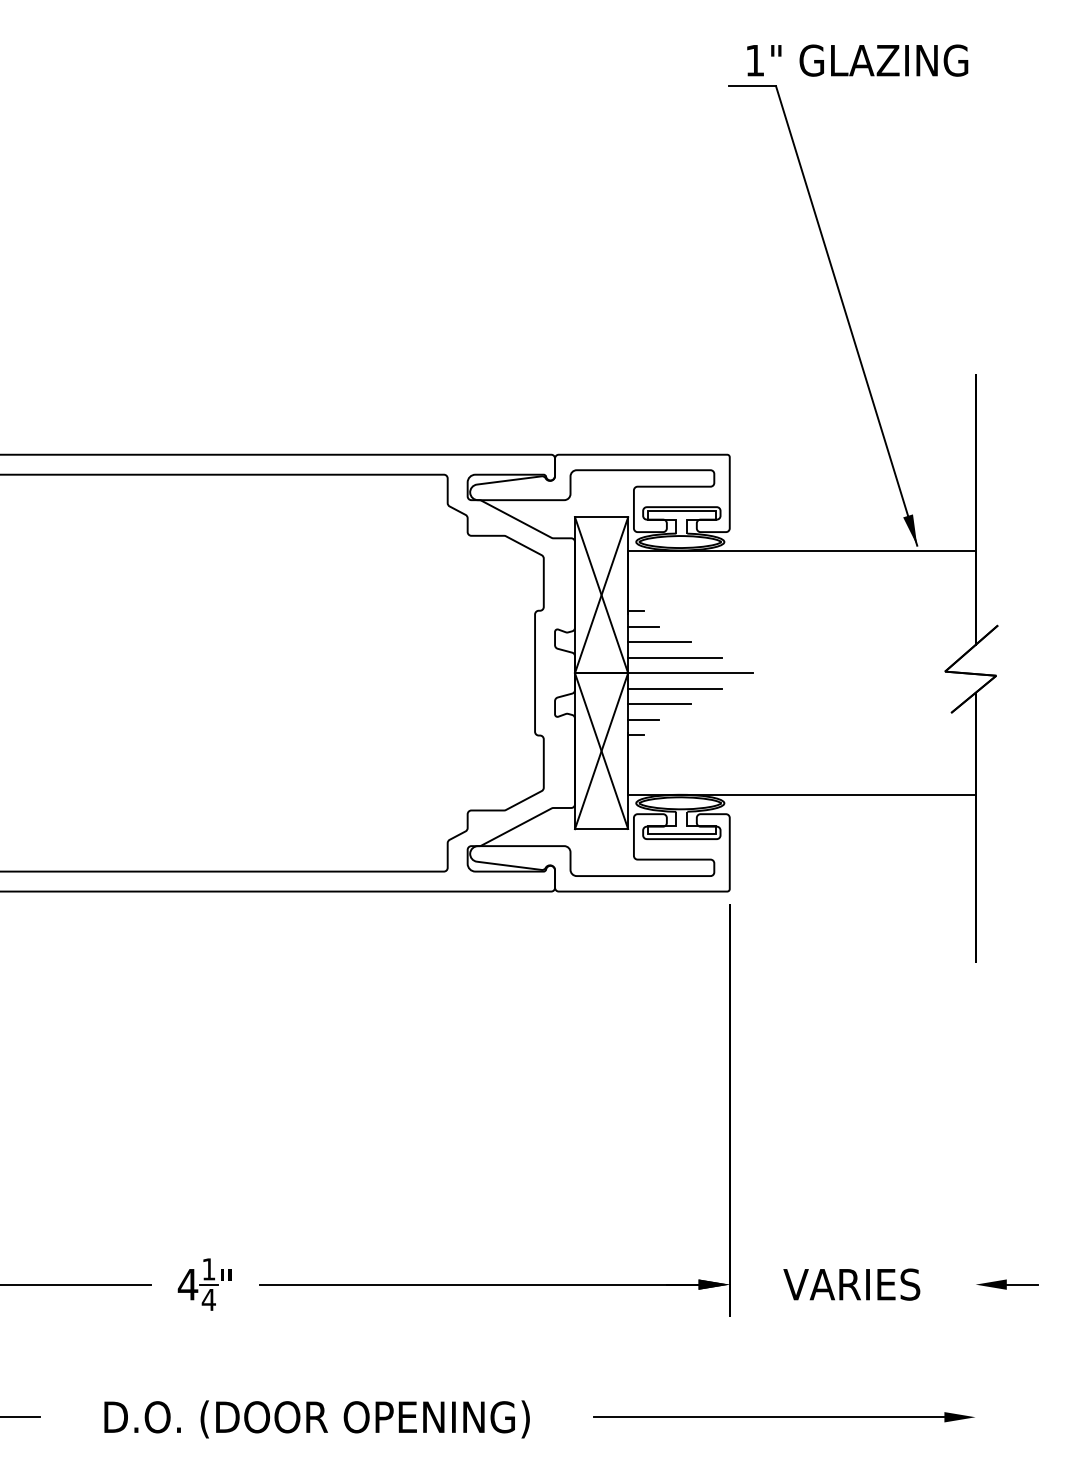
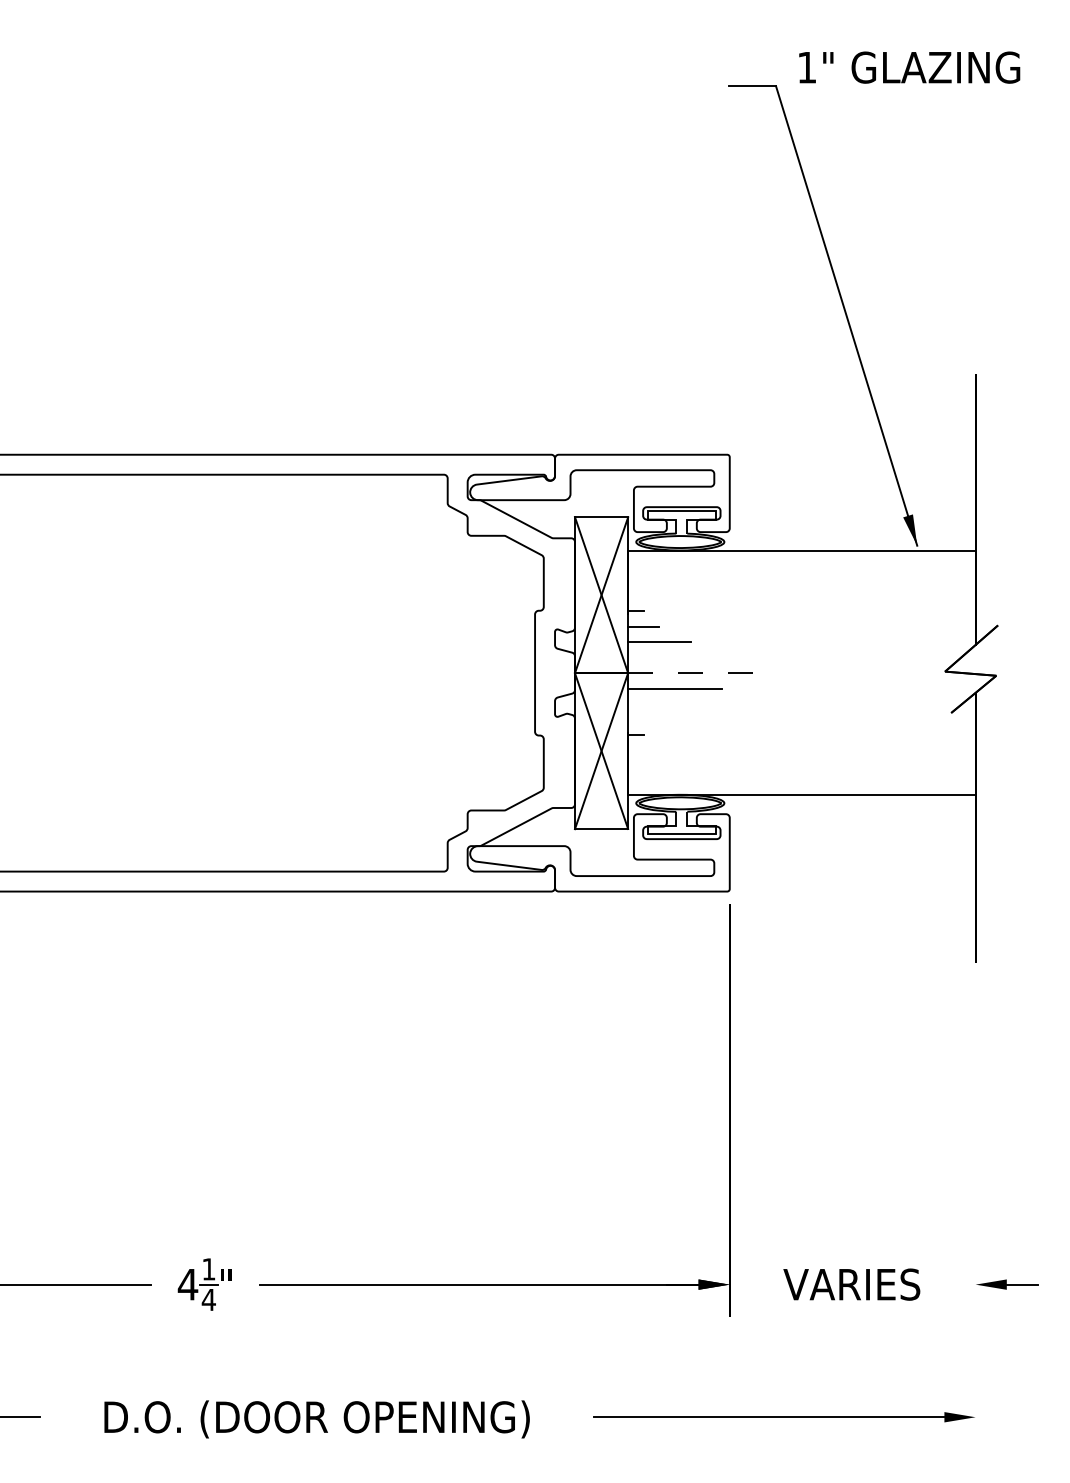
text position: (857, 60) -> (909, 67) (909, 67)
line: present -> none (674, 657)
line: solid -> dashed (691, 673)
line: present -> none (659, 704)
line: present -> none (643, 720)
